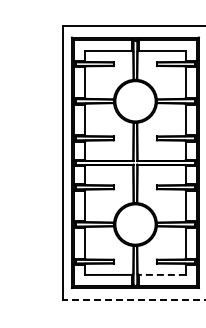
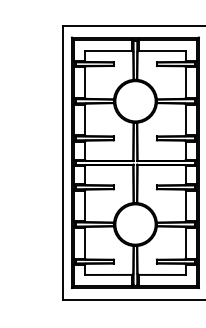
line: dashed -> solid (162, 274)
line: dashed -> solid (133, 300)
